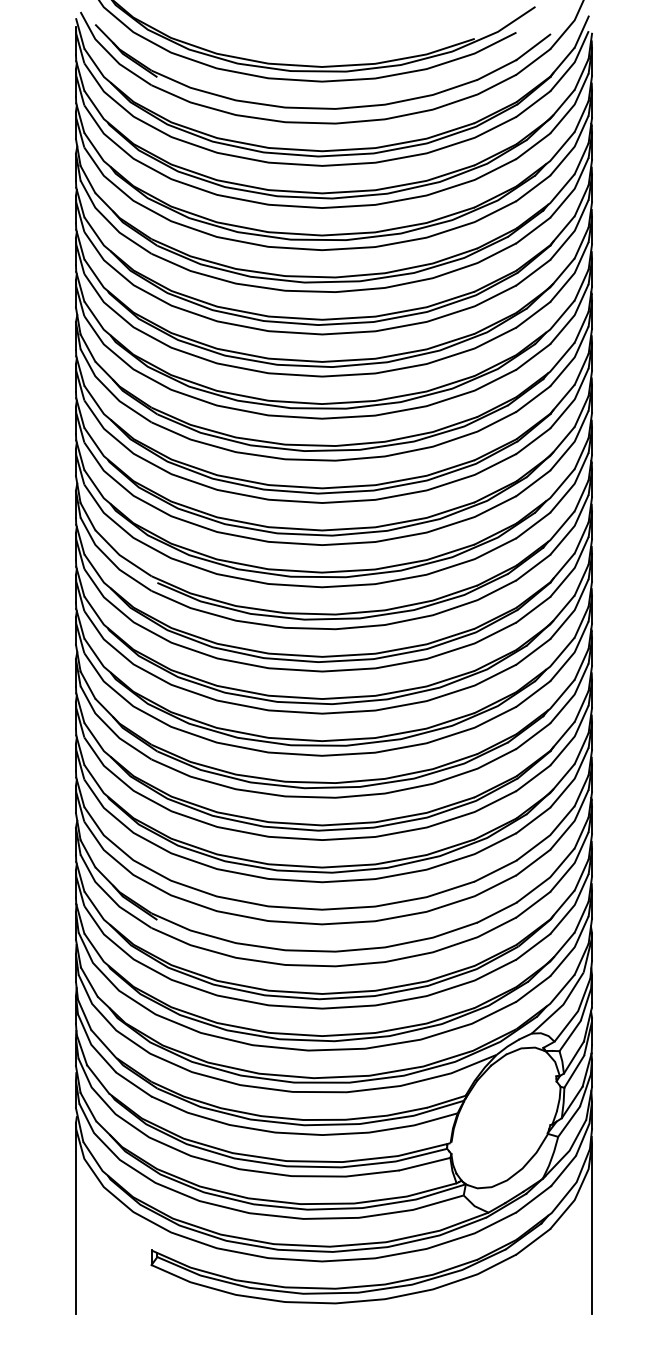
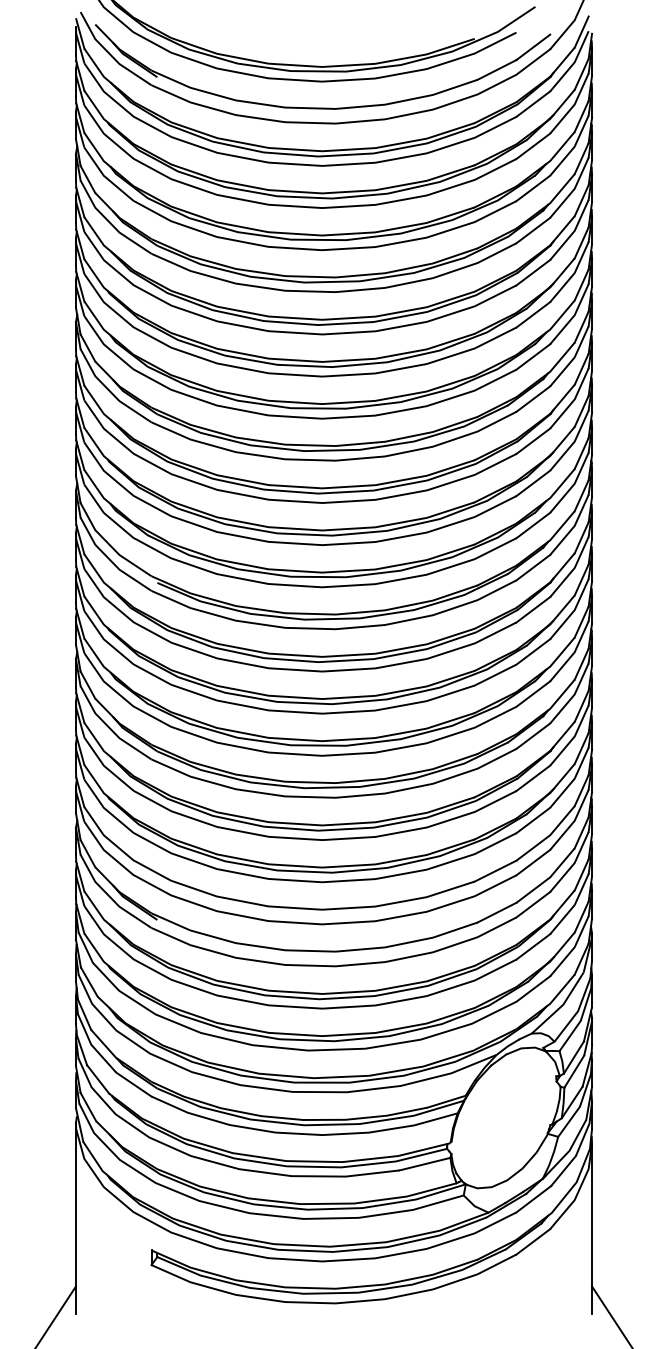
line: none -> present (56, 1315)
line: none -> present (611, 1315)
